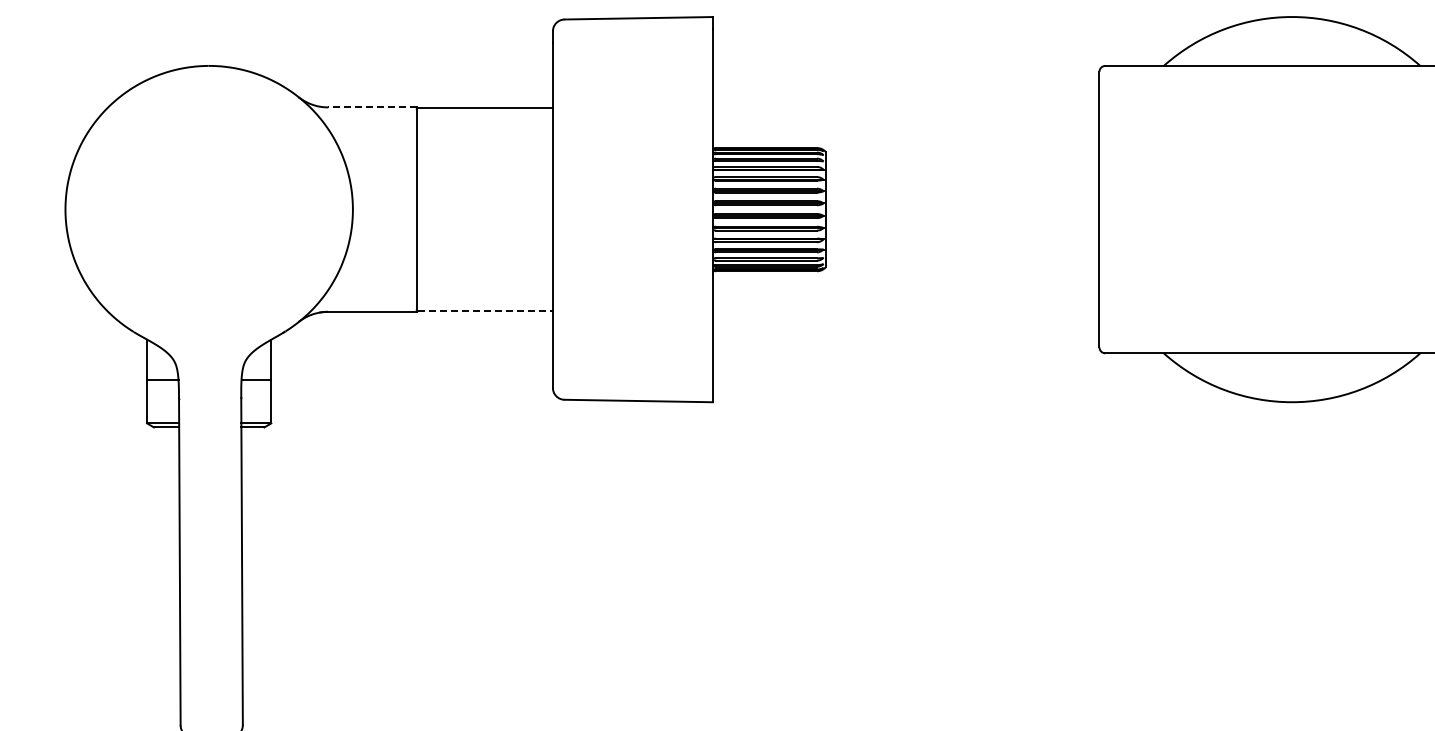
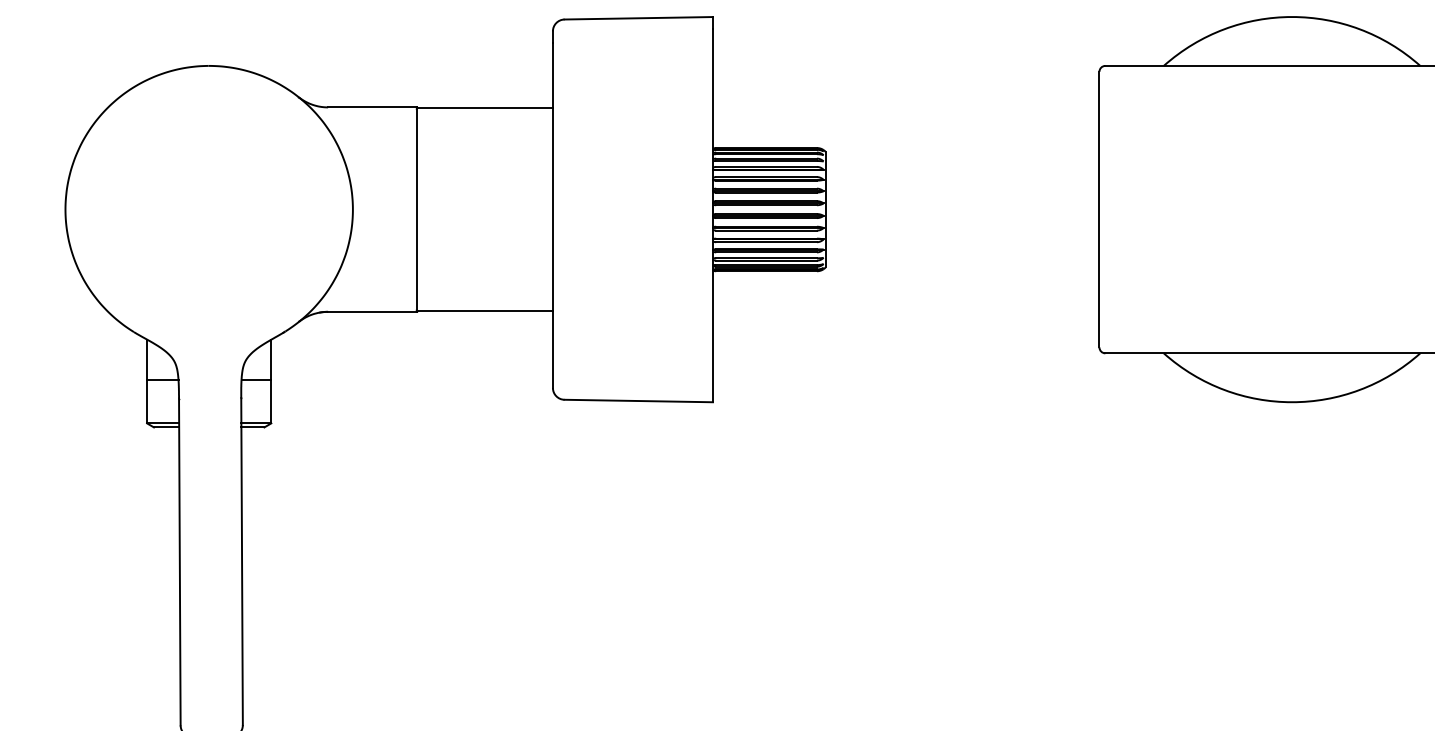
line: dashed -> solid (371, 107)
line: dashed -> solid (486, 311)
